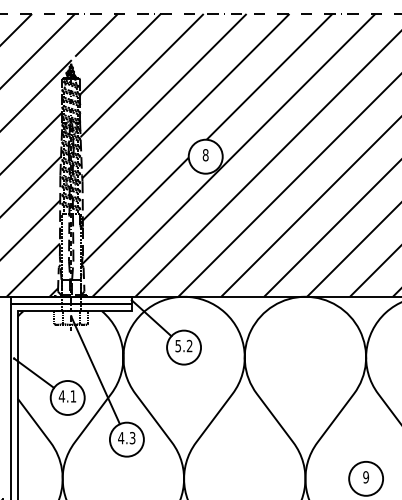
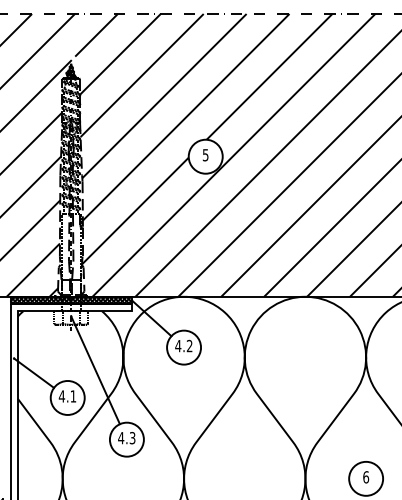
text: 8 -> 5 (205, 155)
hatch: none -> present (70, 300)
text: 5.2 -> 4.2 (178, 346)
text: 9 -> 6 (366, 477)
